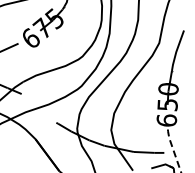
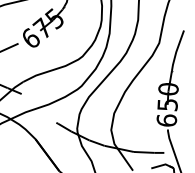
line: dashed -> solid (173, 149)
